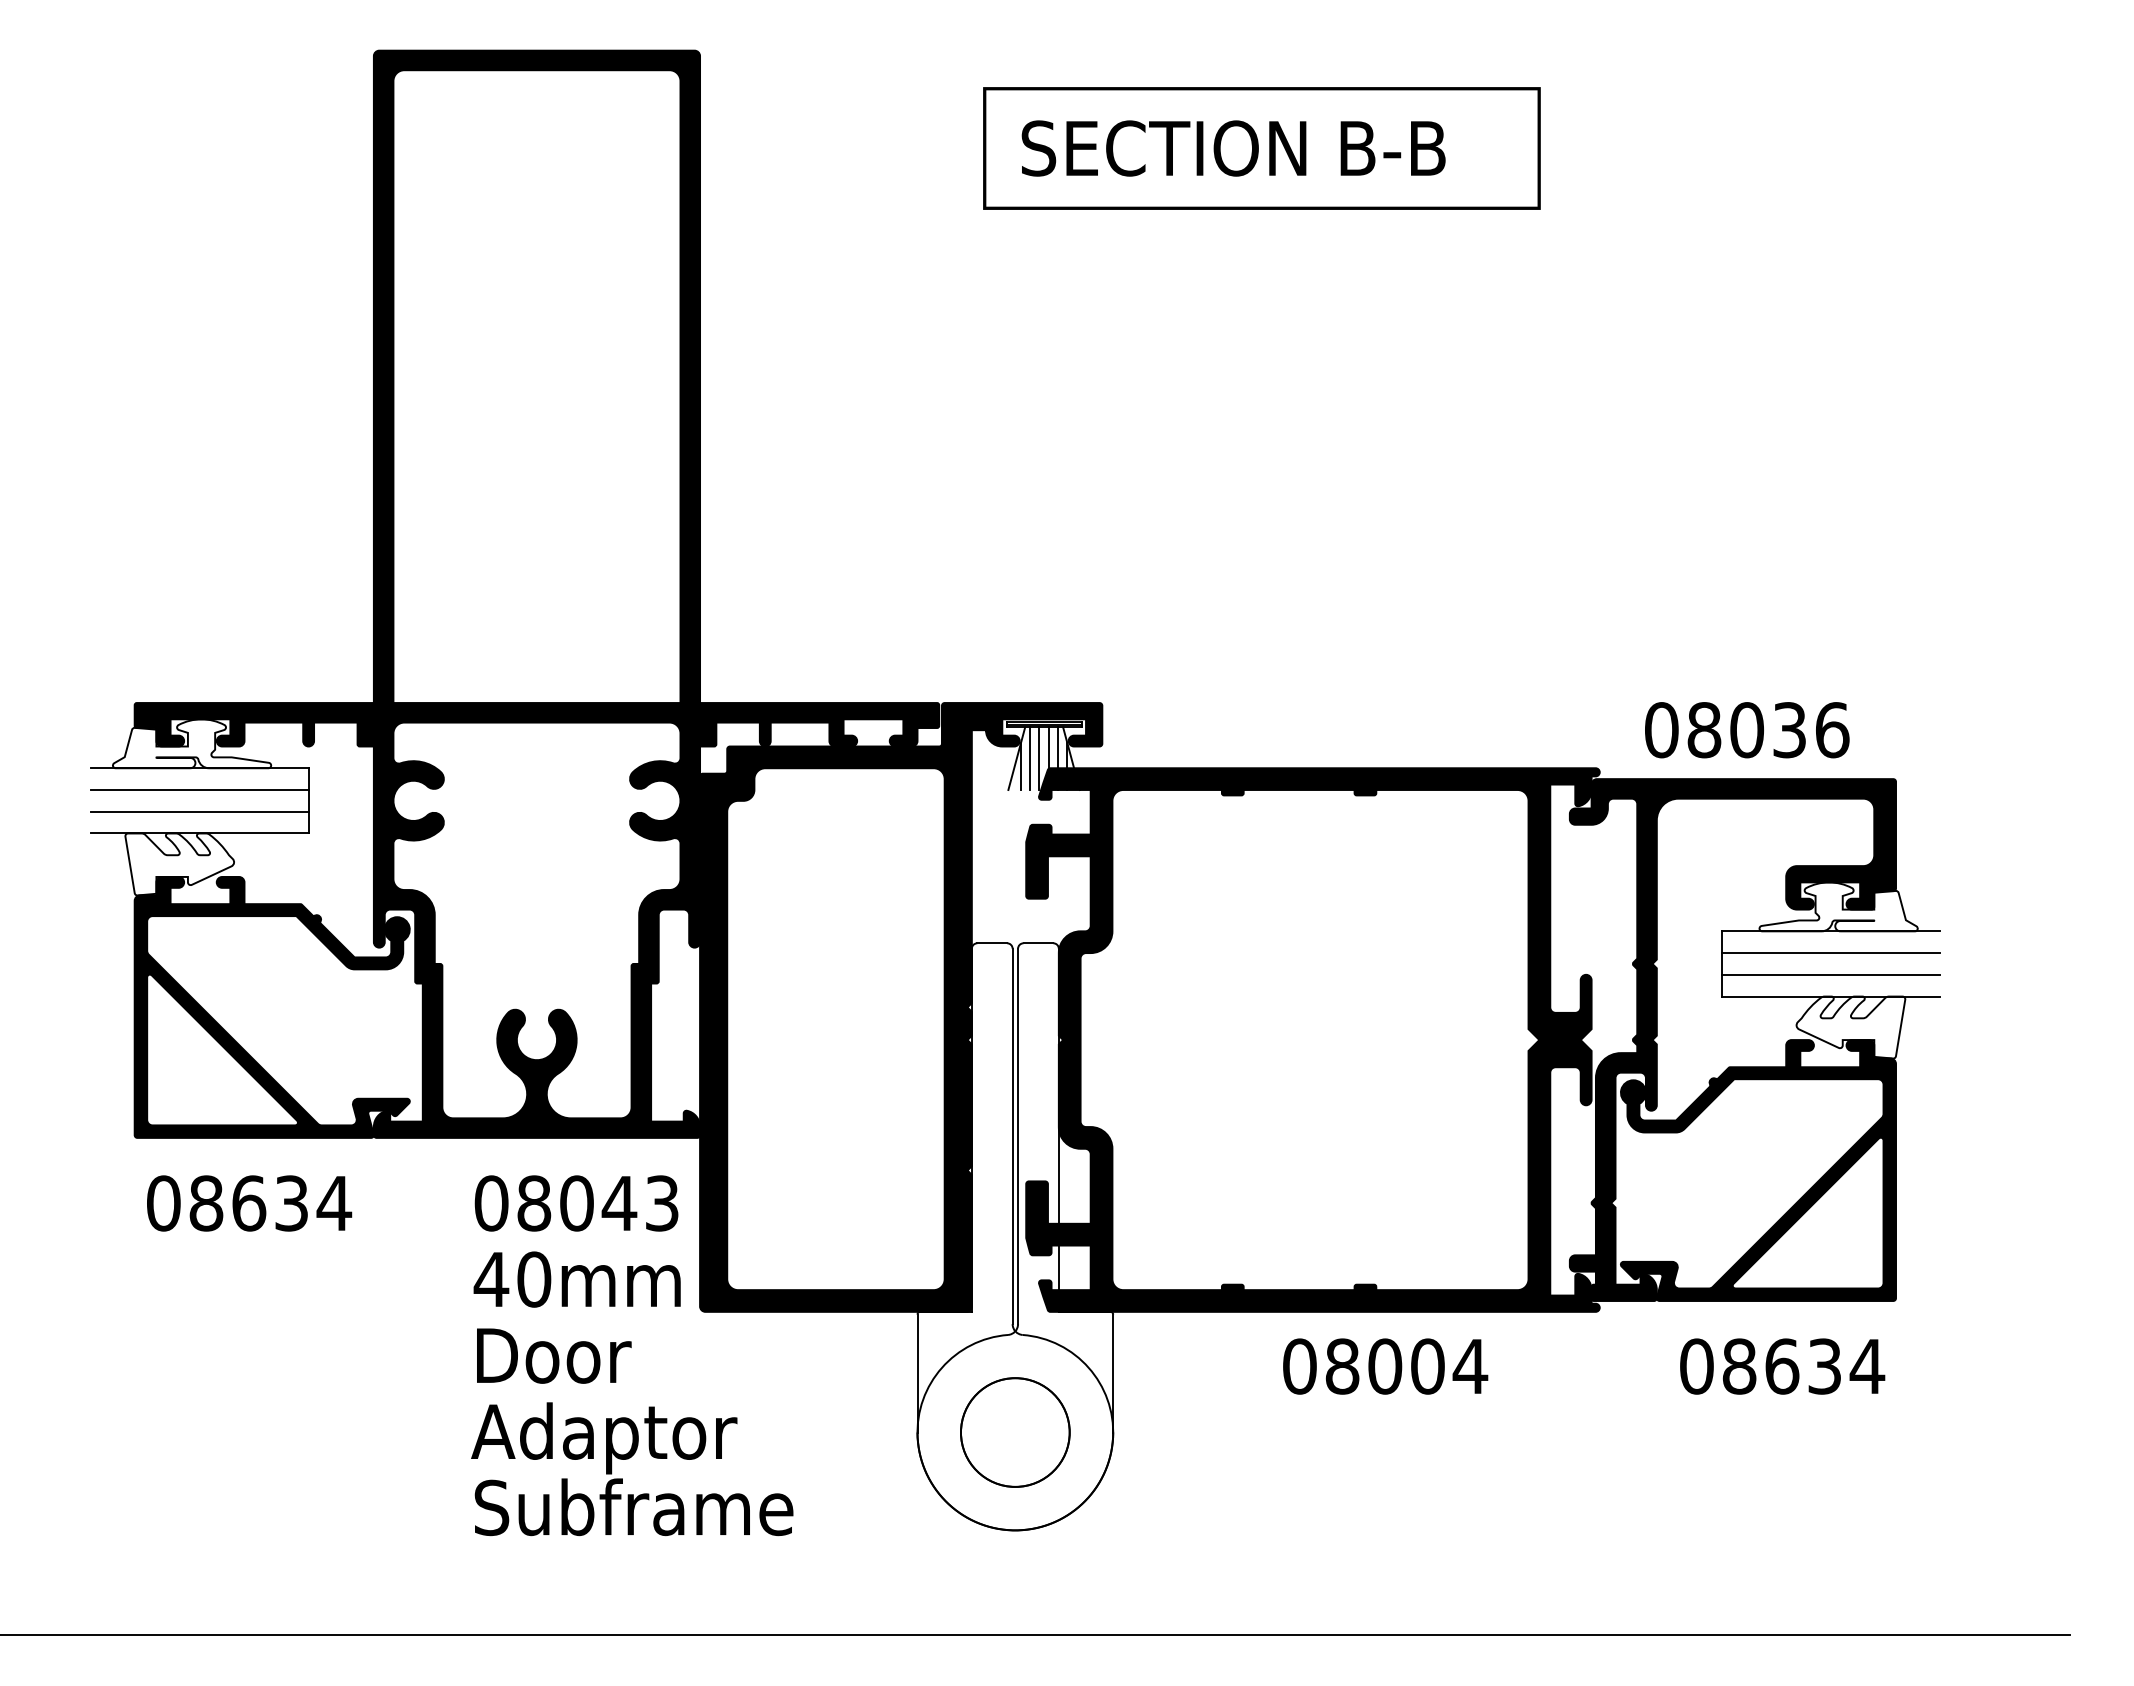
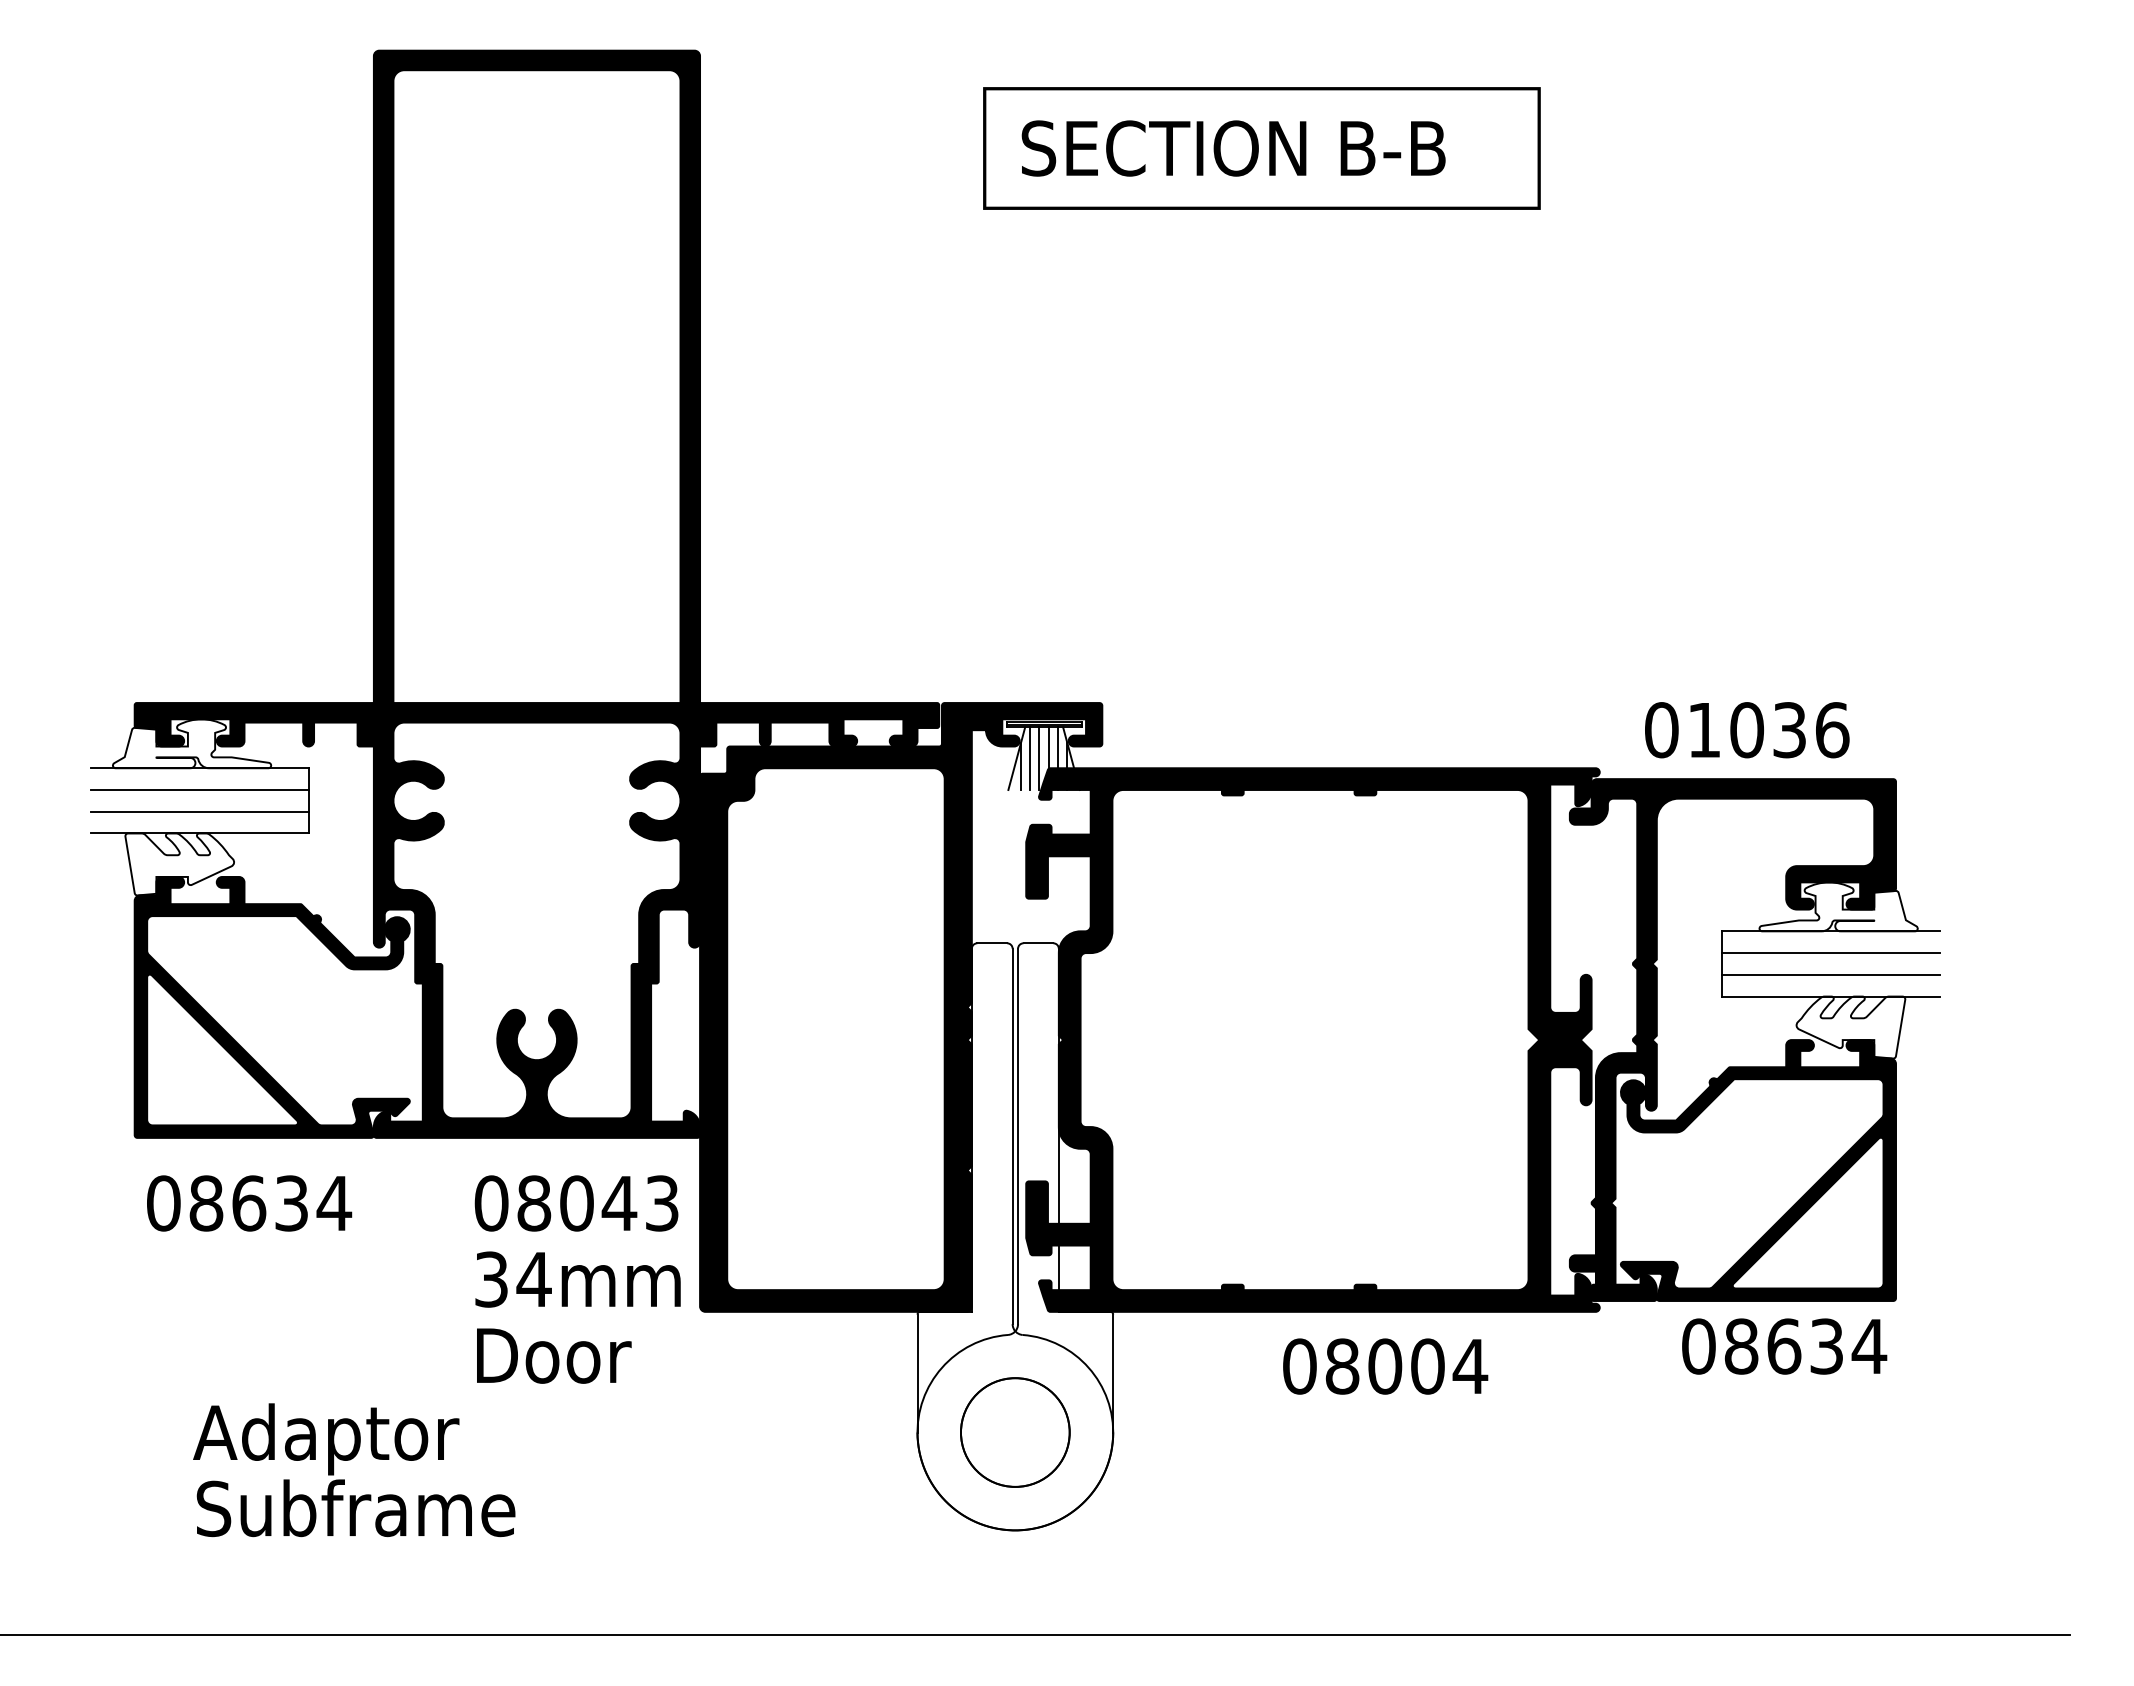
text: 08036 -> 01036 (1704, 730)
text: 40mm -> 34mm (512, 1279)
text position: (1782, 1366) -> (1784, 1346) (1784, 1346)
text position: (632, 1469) -> (354, 1470) (354, 1470)
